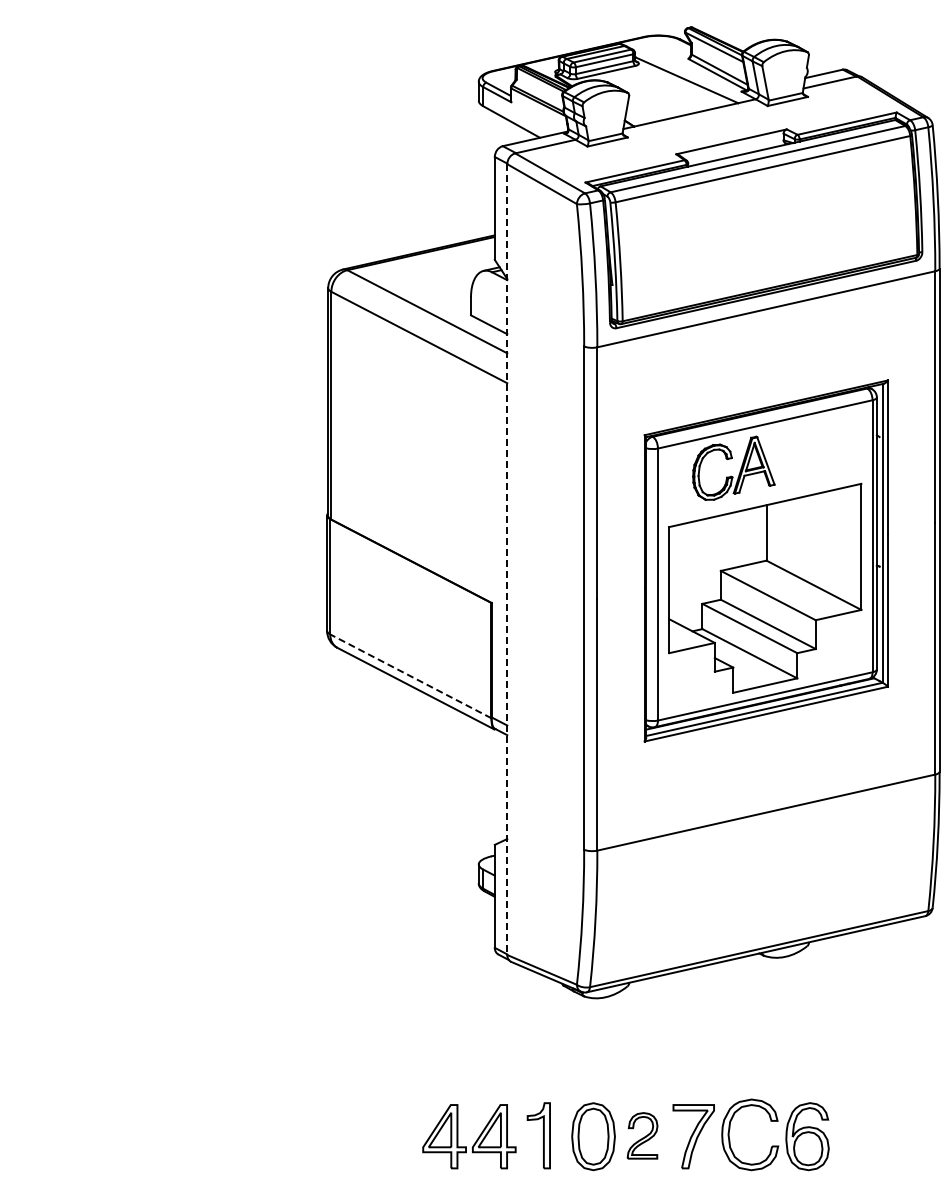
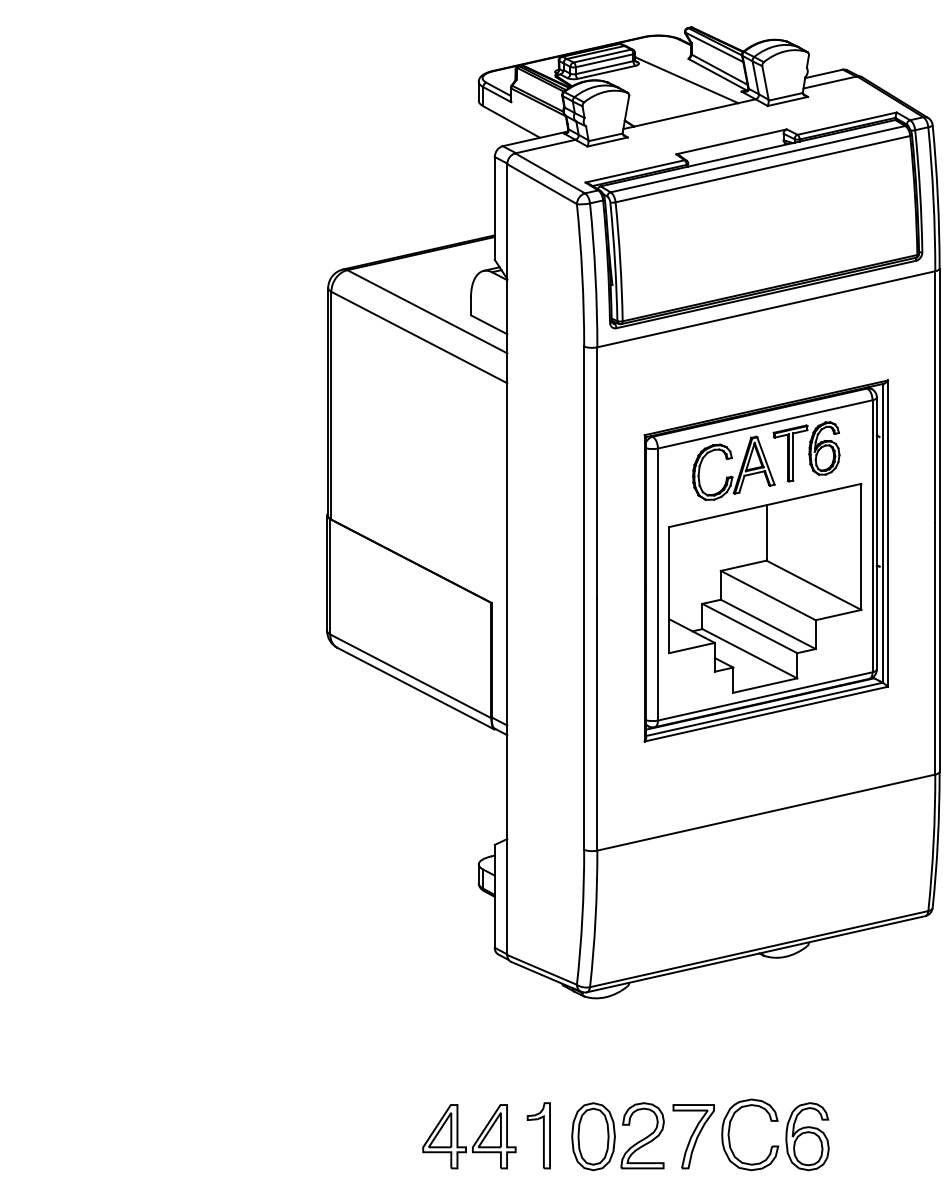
part: none -> present (806, 451)
line: dashed -> solid (507, 560)
line: dashed -> solid (410, 676)
part size: 33x48 px -> 45x68 px (642, 1135)
